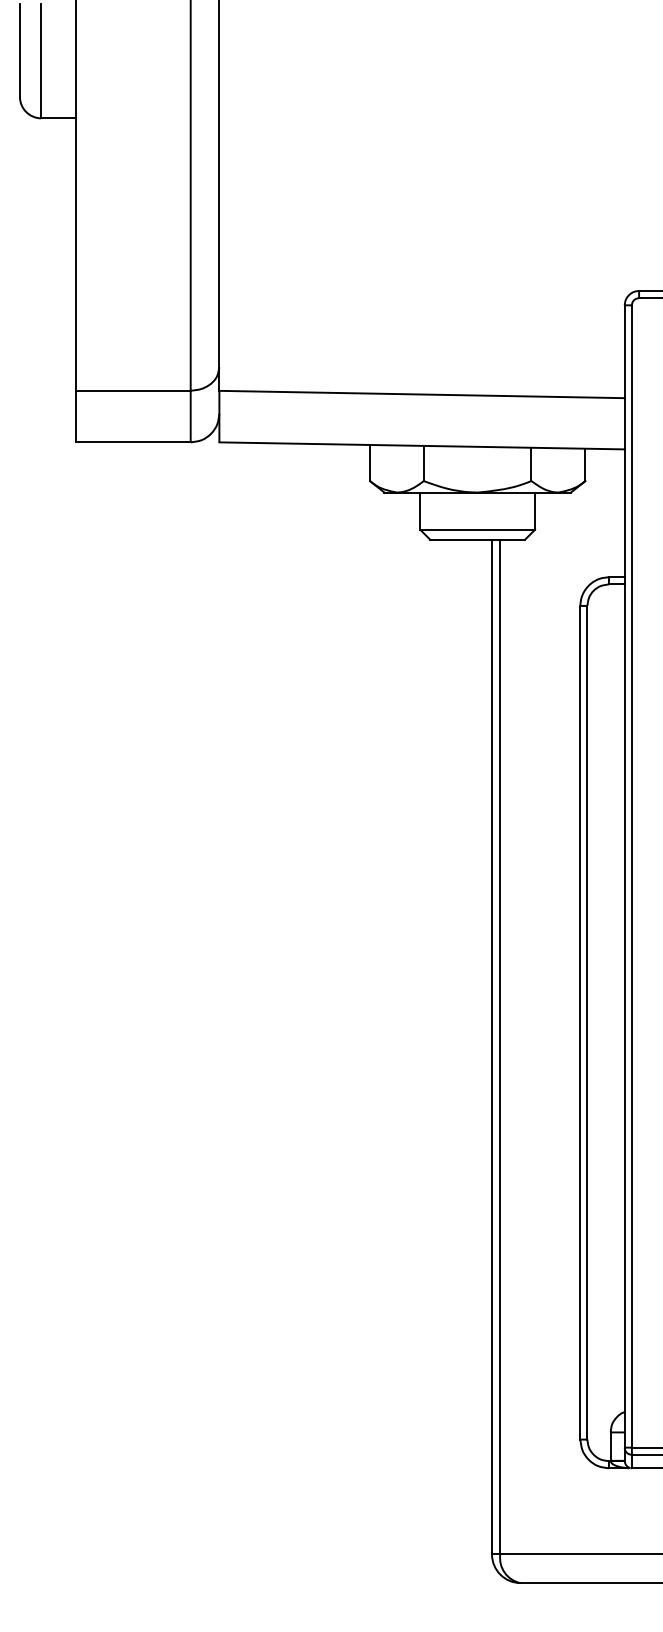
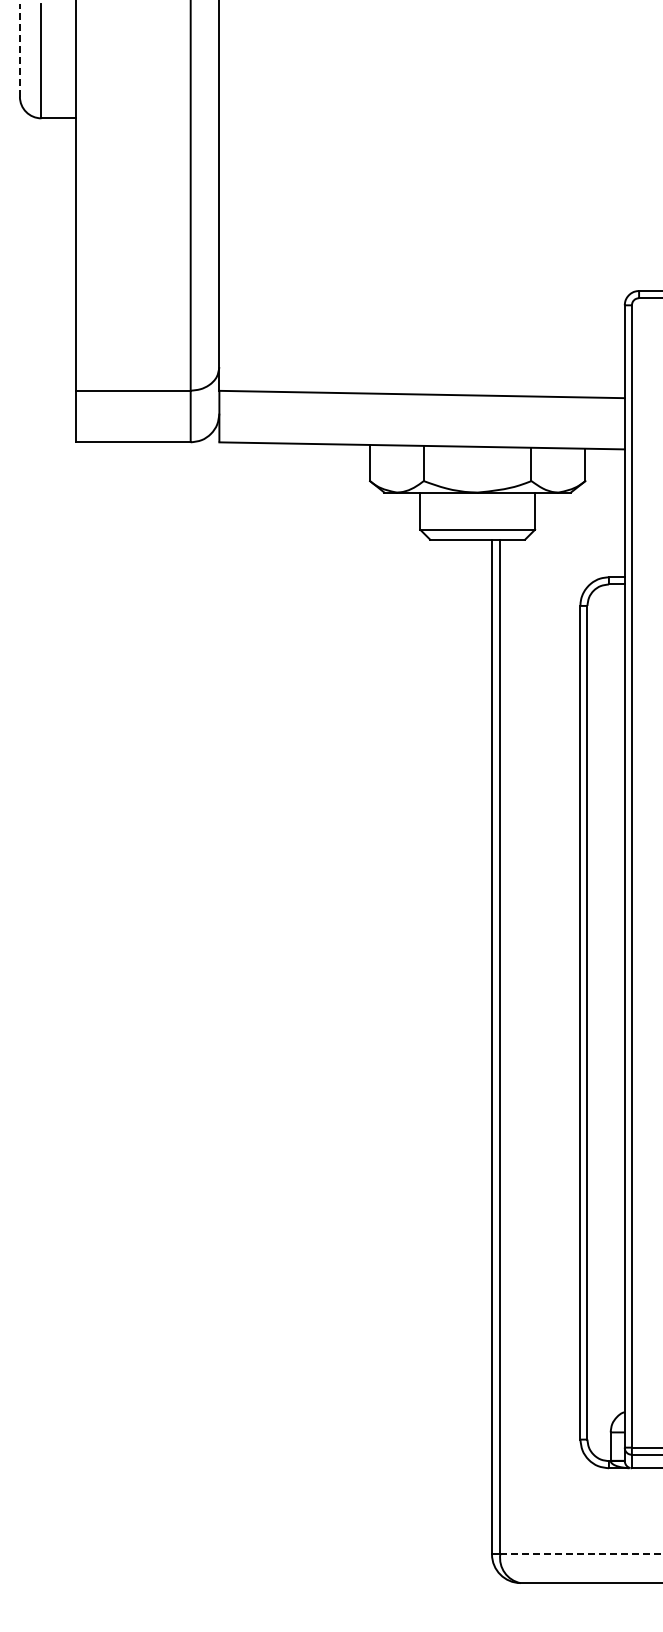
line: solid -> dashed (19, 50)
line: solid -> dashed (581, 1554)
